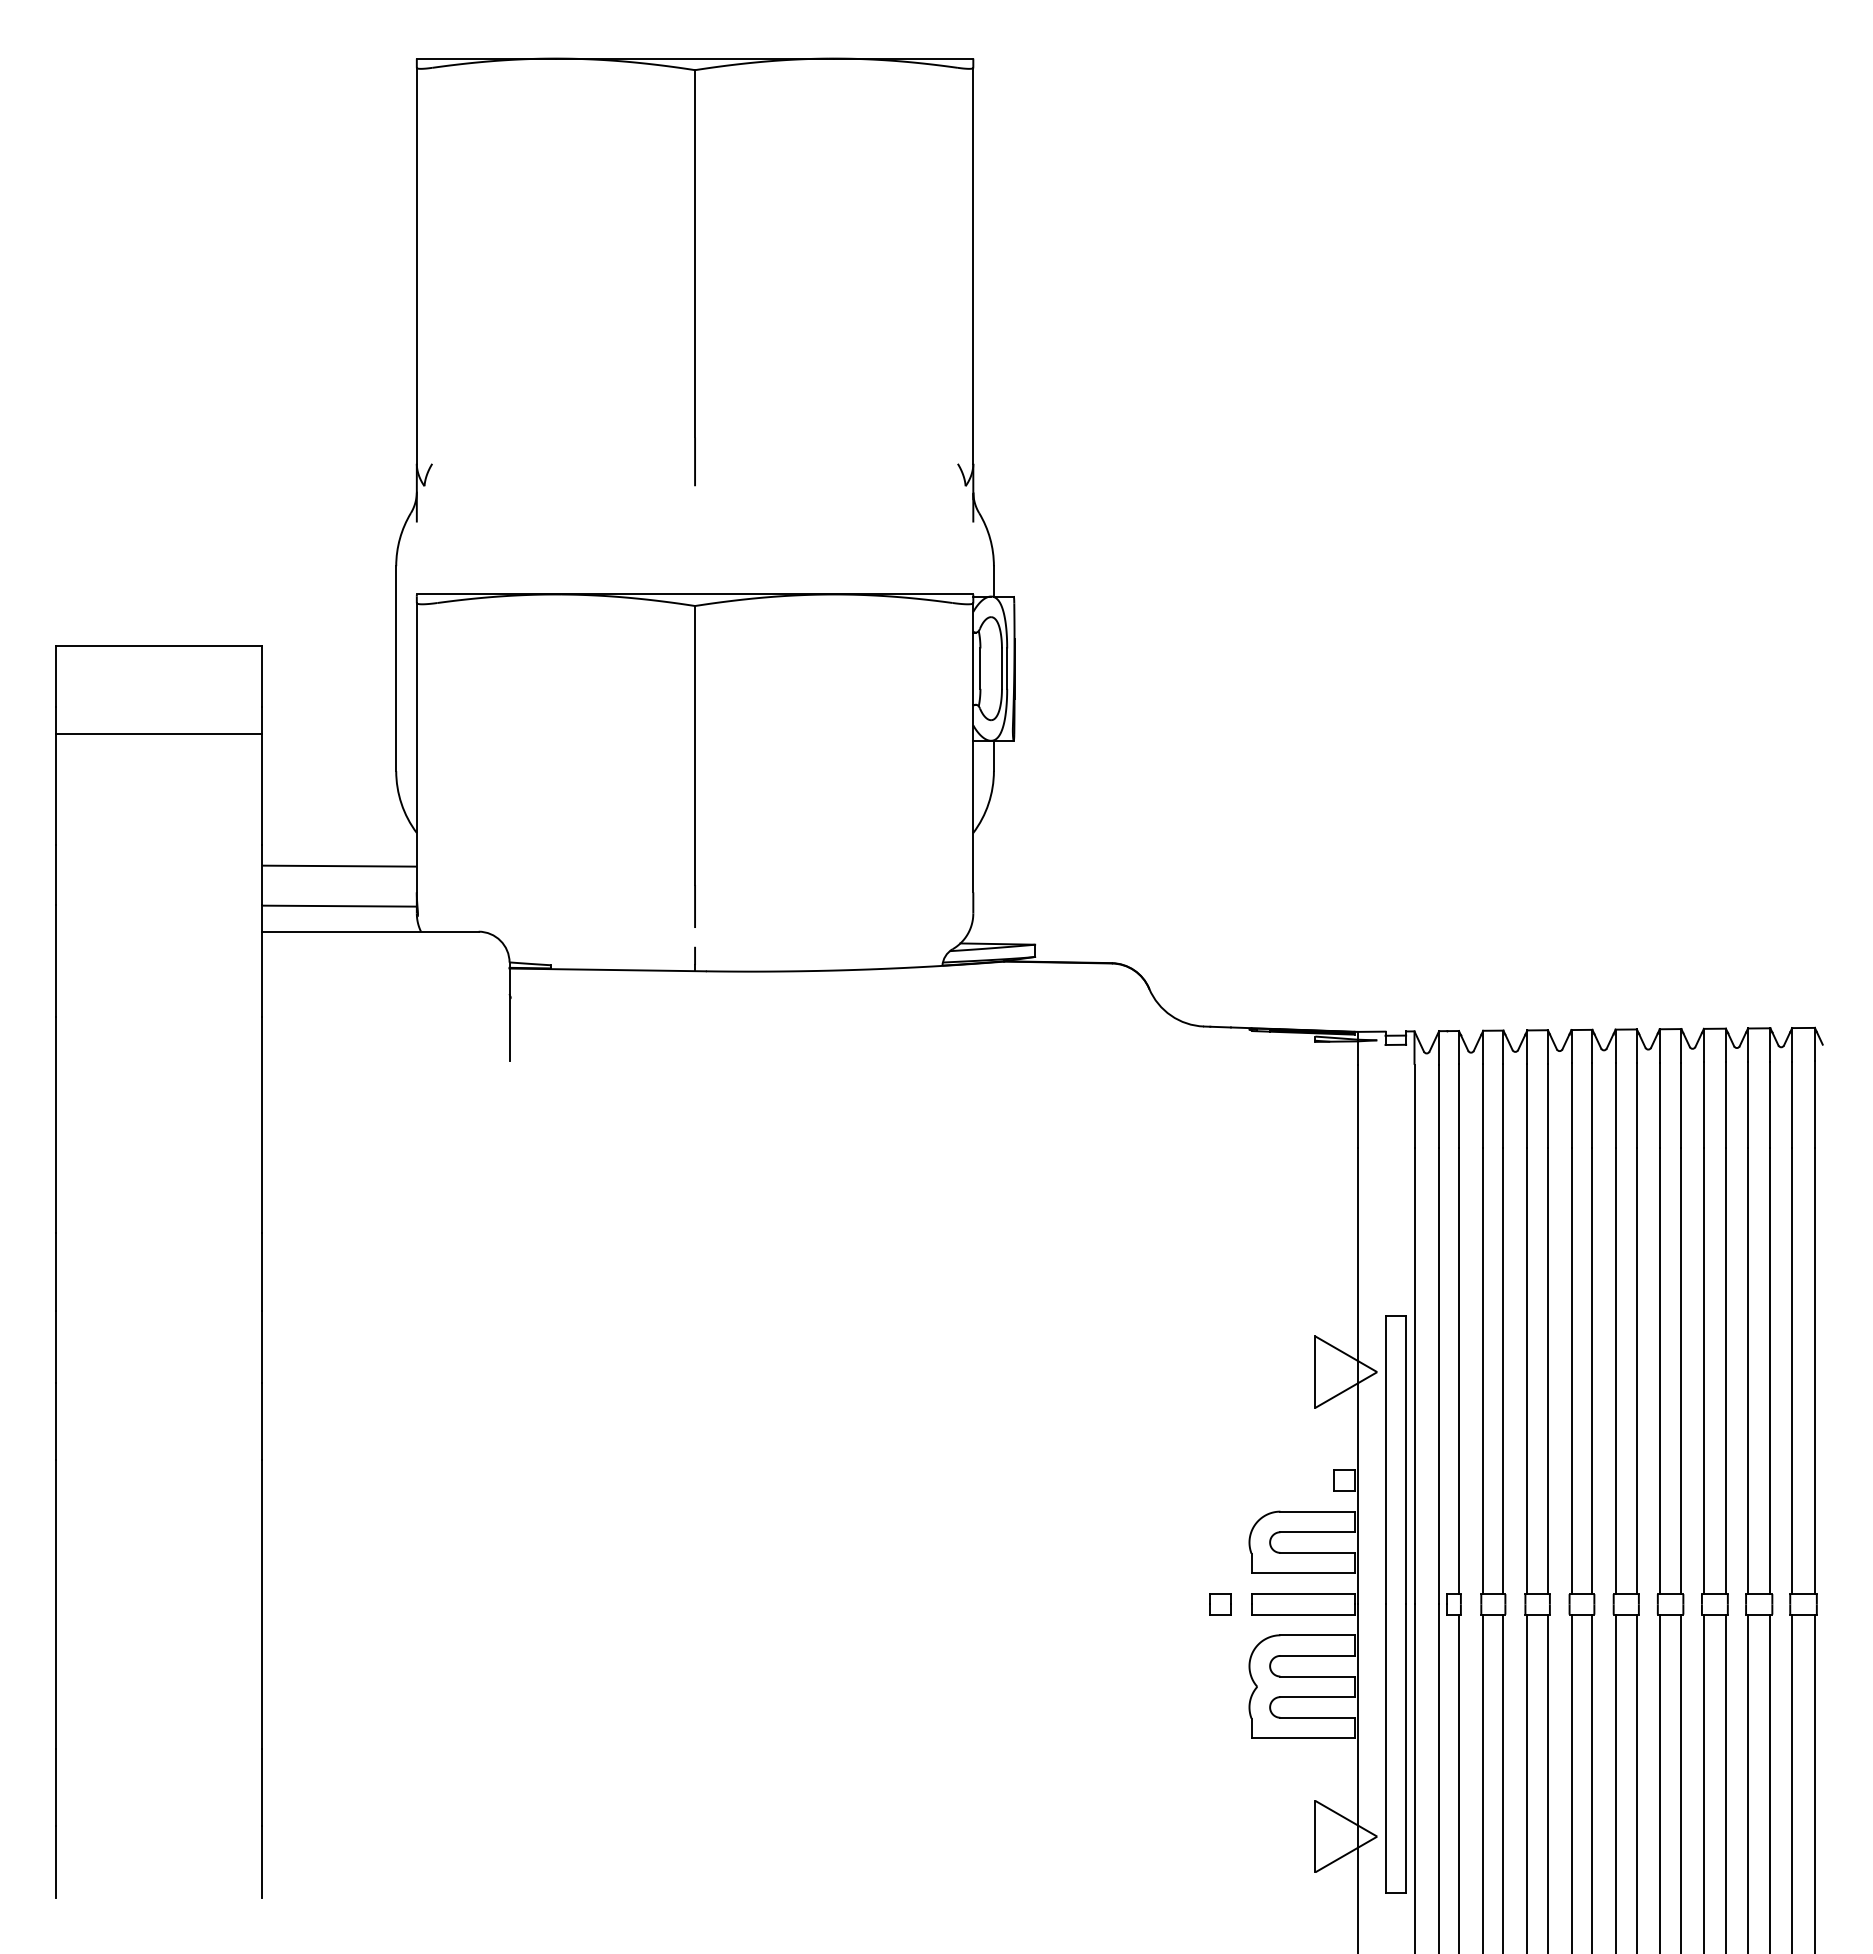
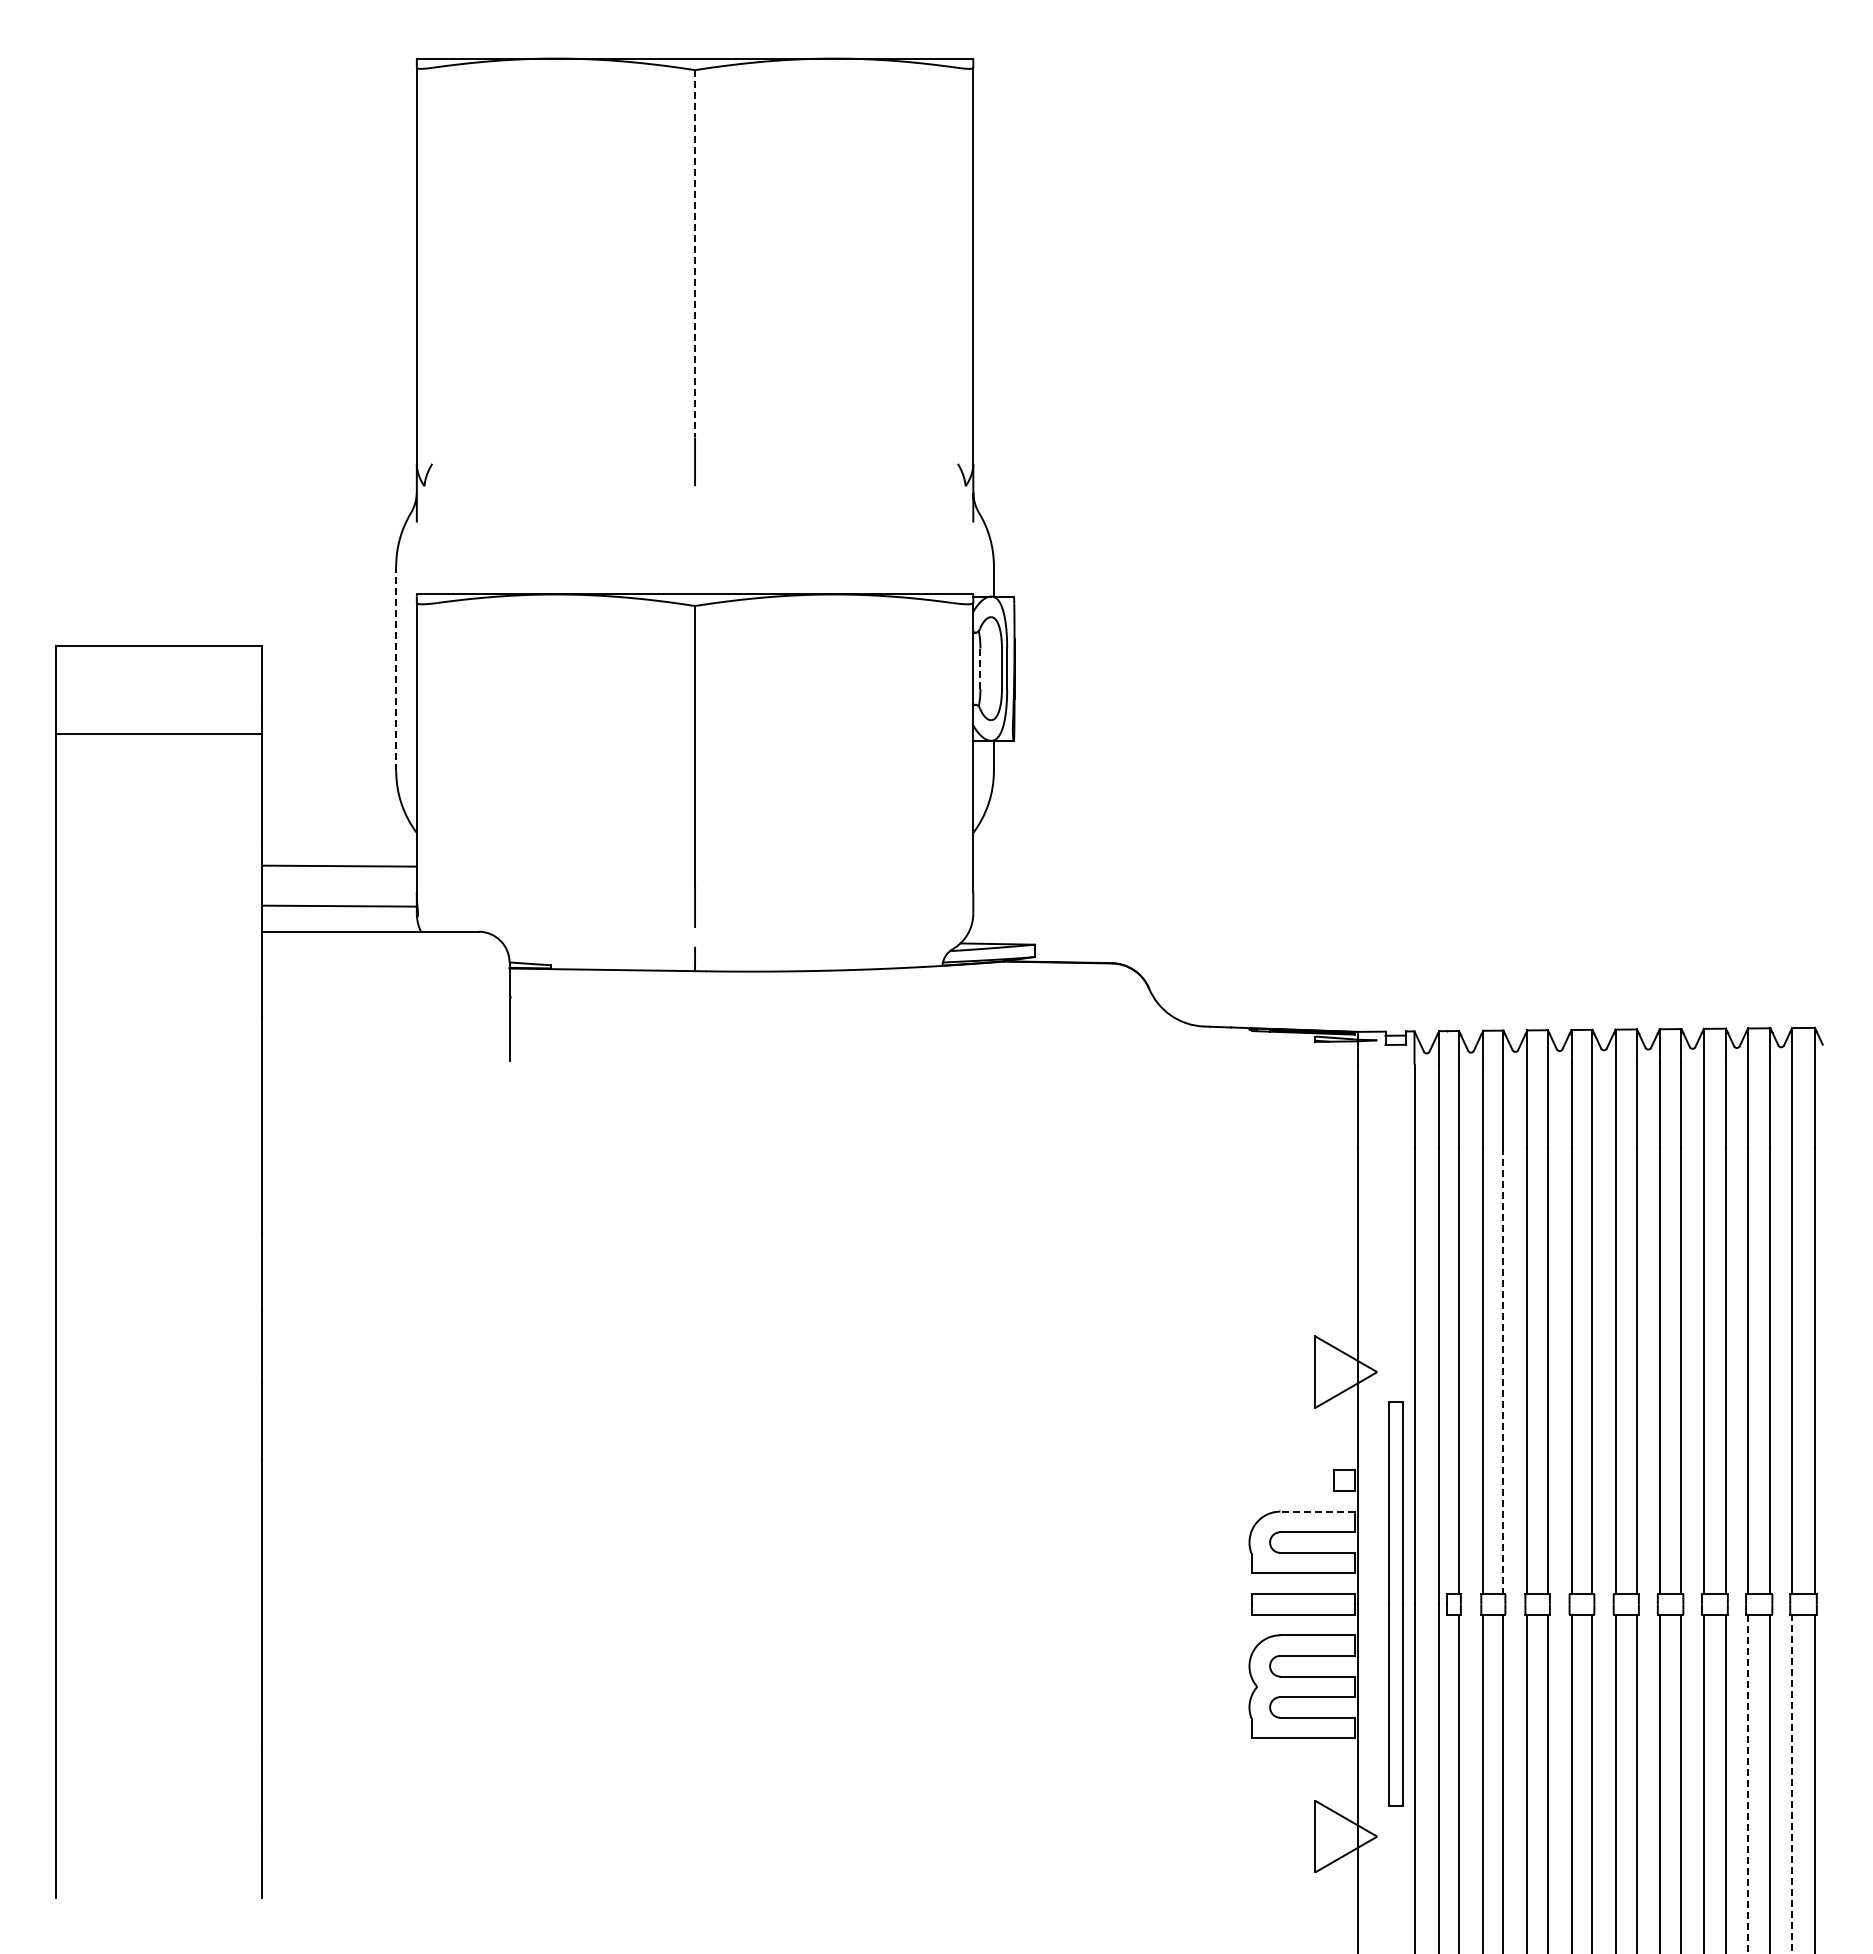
line: solid -> dashed (695, 253)
line: solid -> dashed (980, 668)
line: solid -> dashed (396, 669)
line: solid -> dashed (1503, 1371)
line: solid -> dashed (1317, 1511)
part: present -> none (1220, 1604)
part size: 22x579 px -> 16x406 px (1395, 1603)
line: solid -> dashed (1792, 1783)
line: solid -> dashed (1748, 1784)
